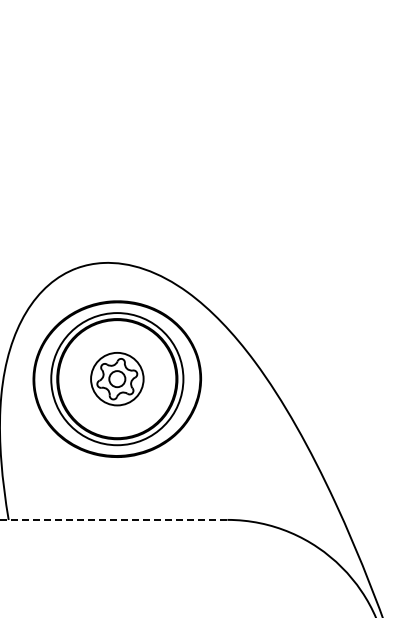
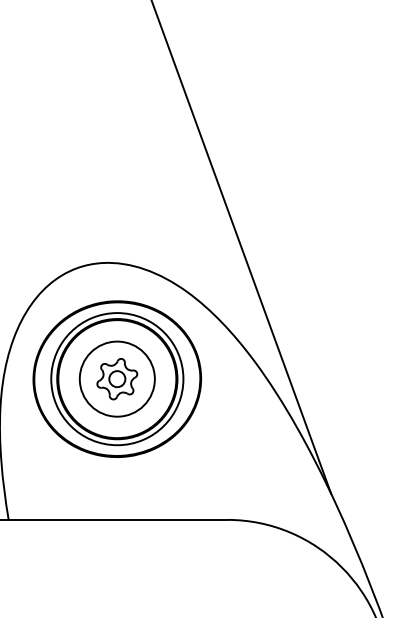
line: none -> present (241, 247)
circle diameter: 53 px -> 75 px (116, 378)
line: dashed -> solid (113, 519)
